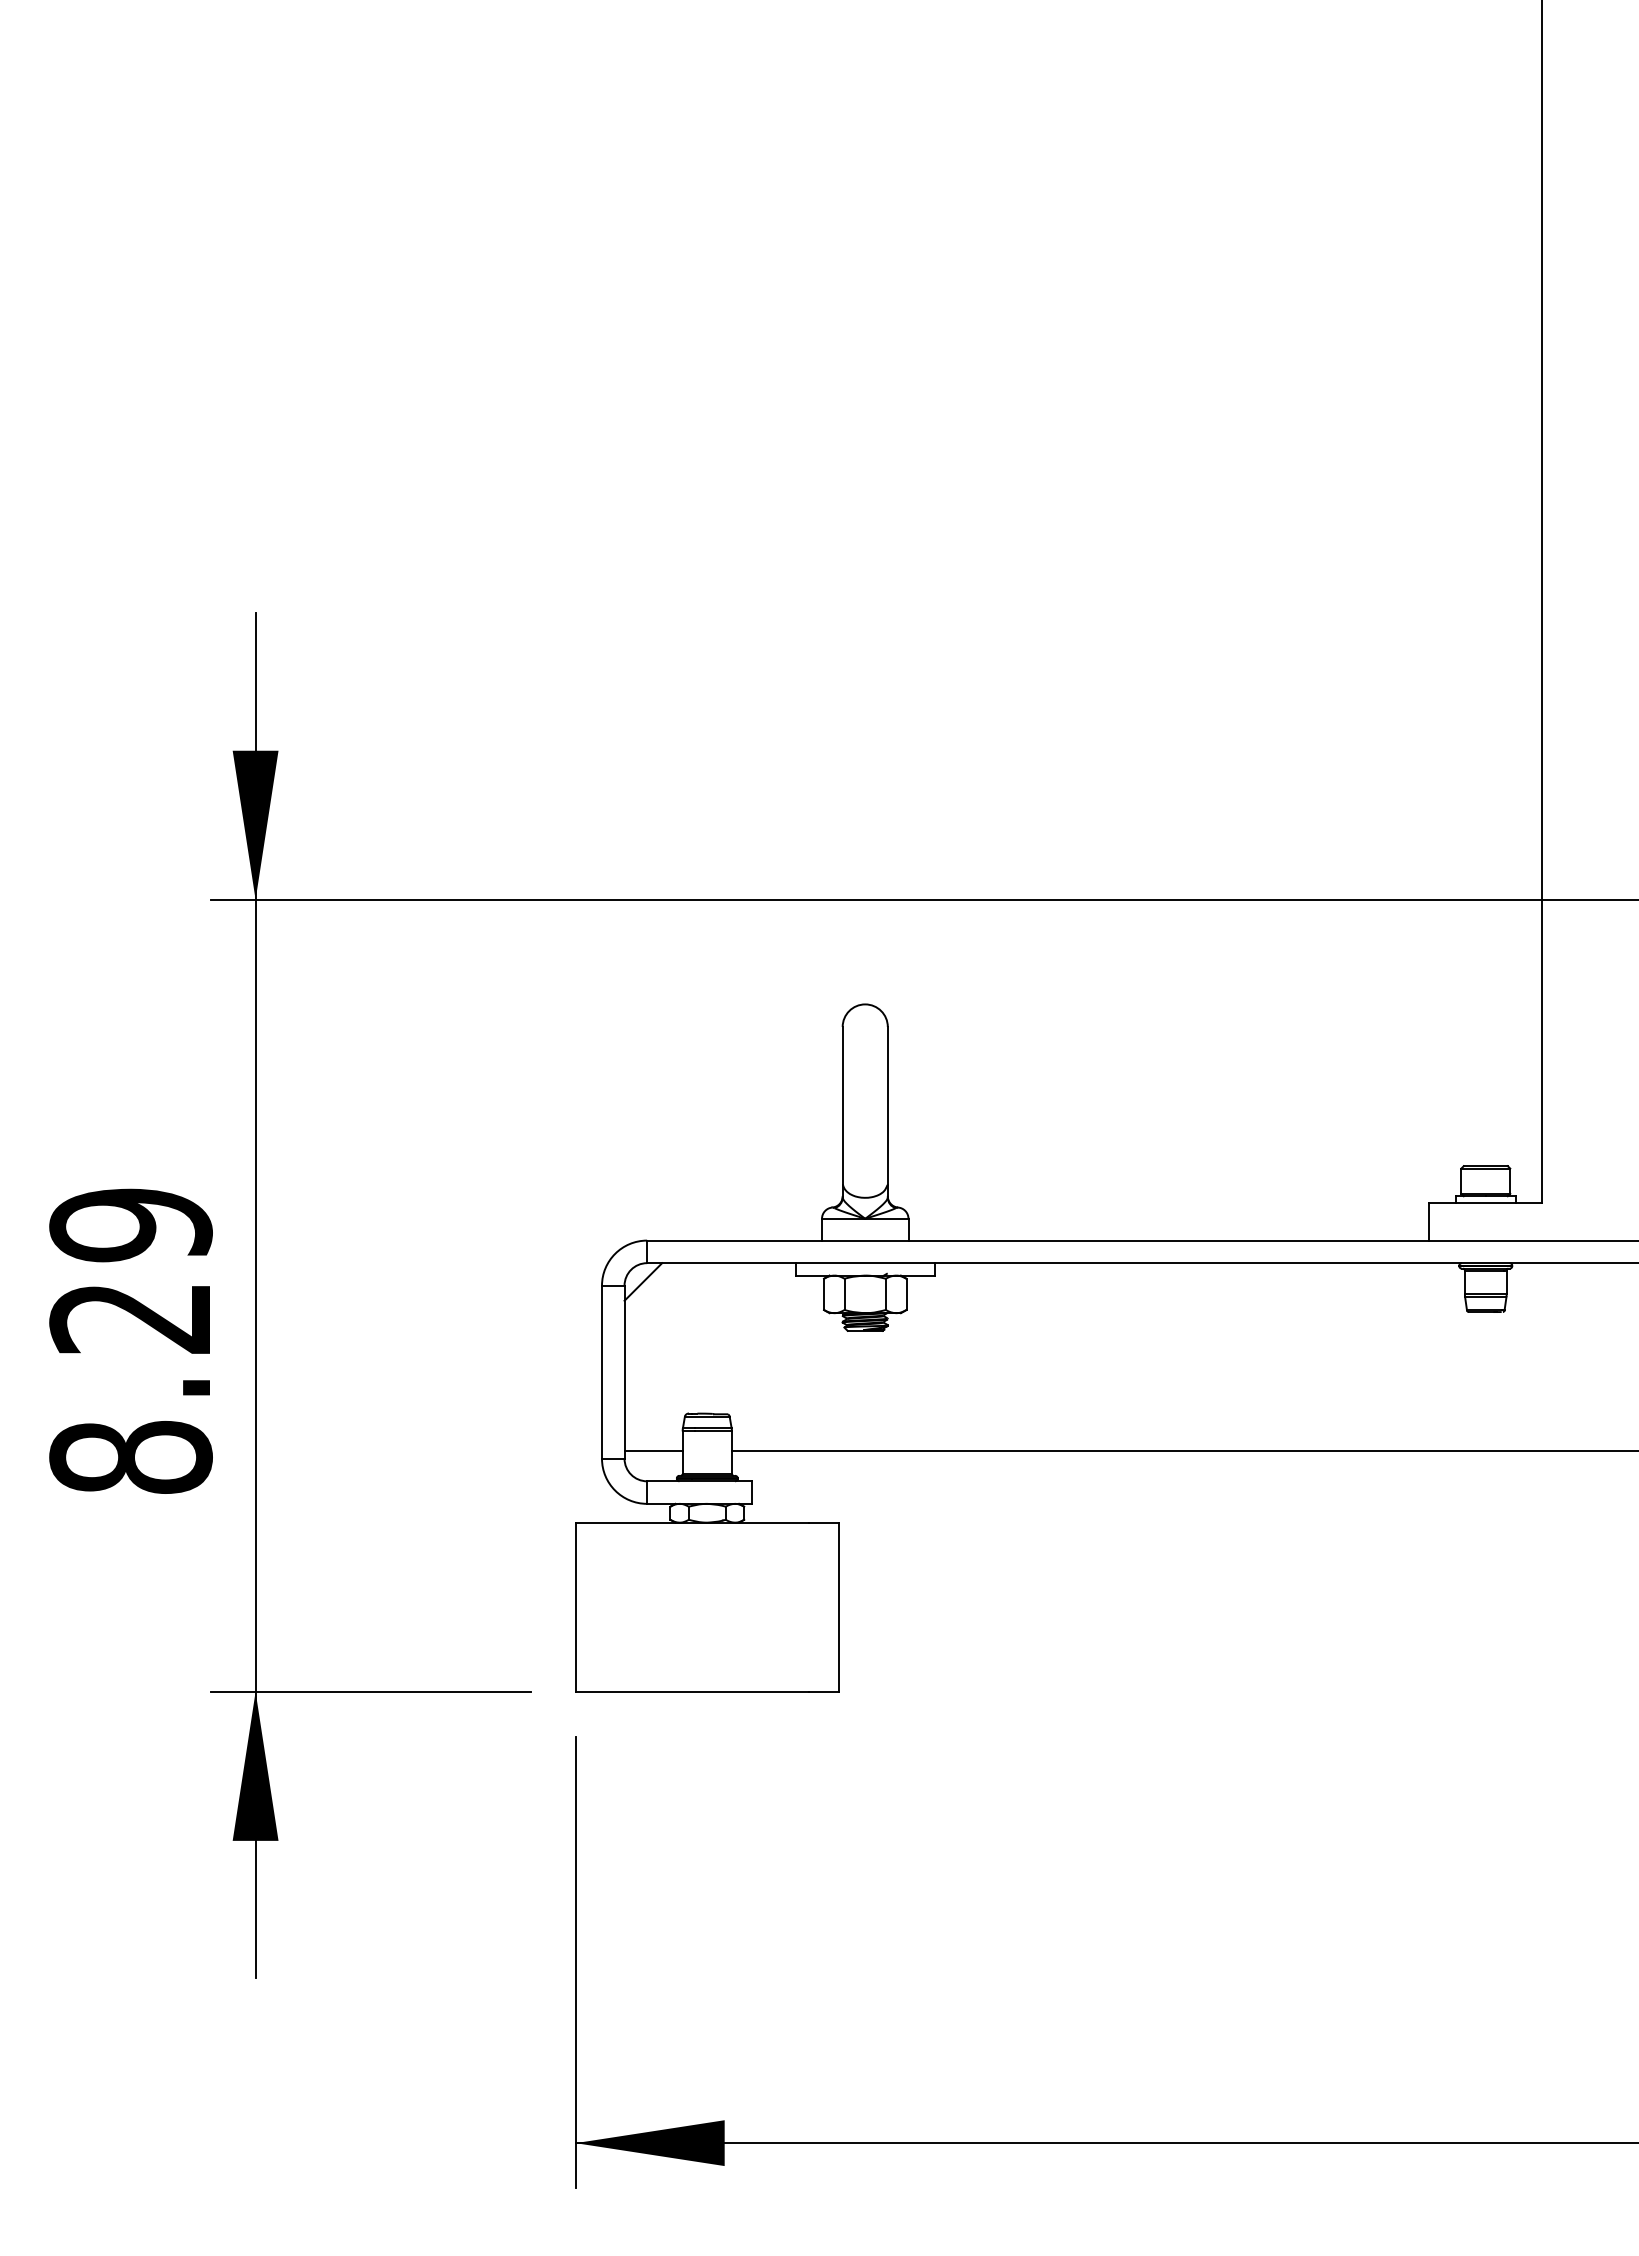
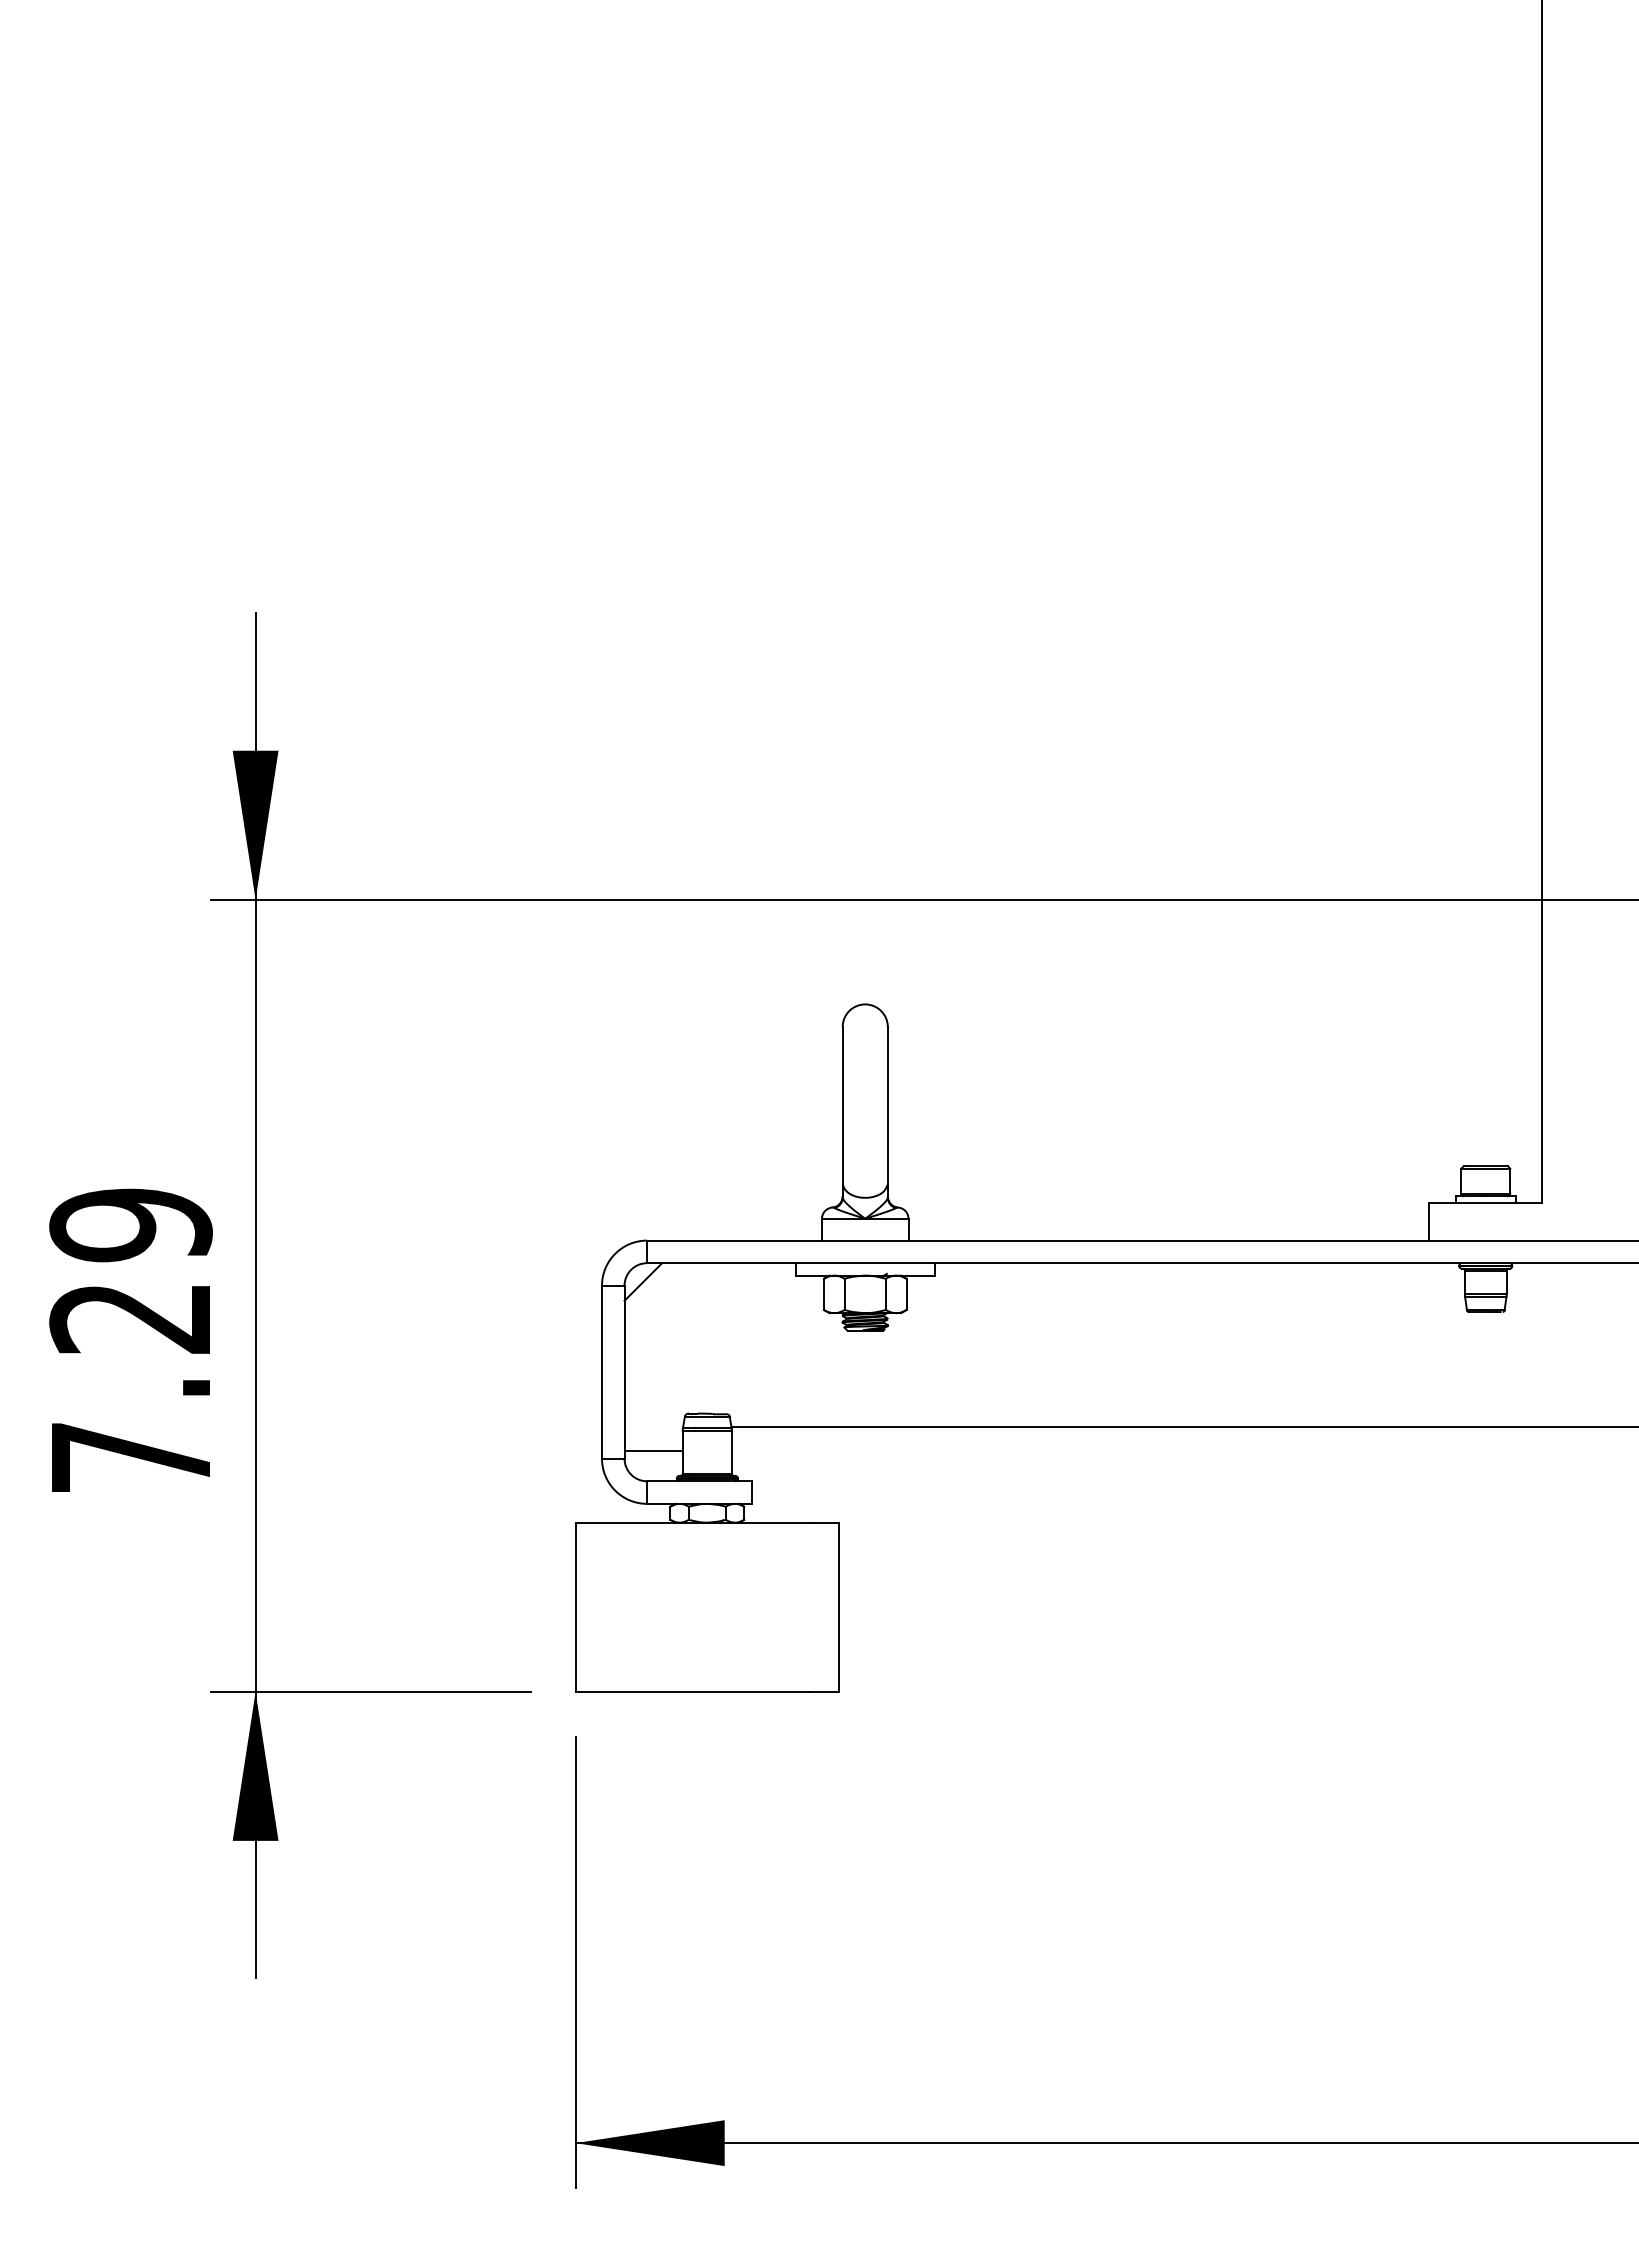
line position: (1183, 1451) -> (1183, 1427) (1183, 1427)
text: 8.29 -> 7.29 (130, 1457)
